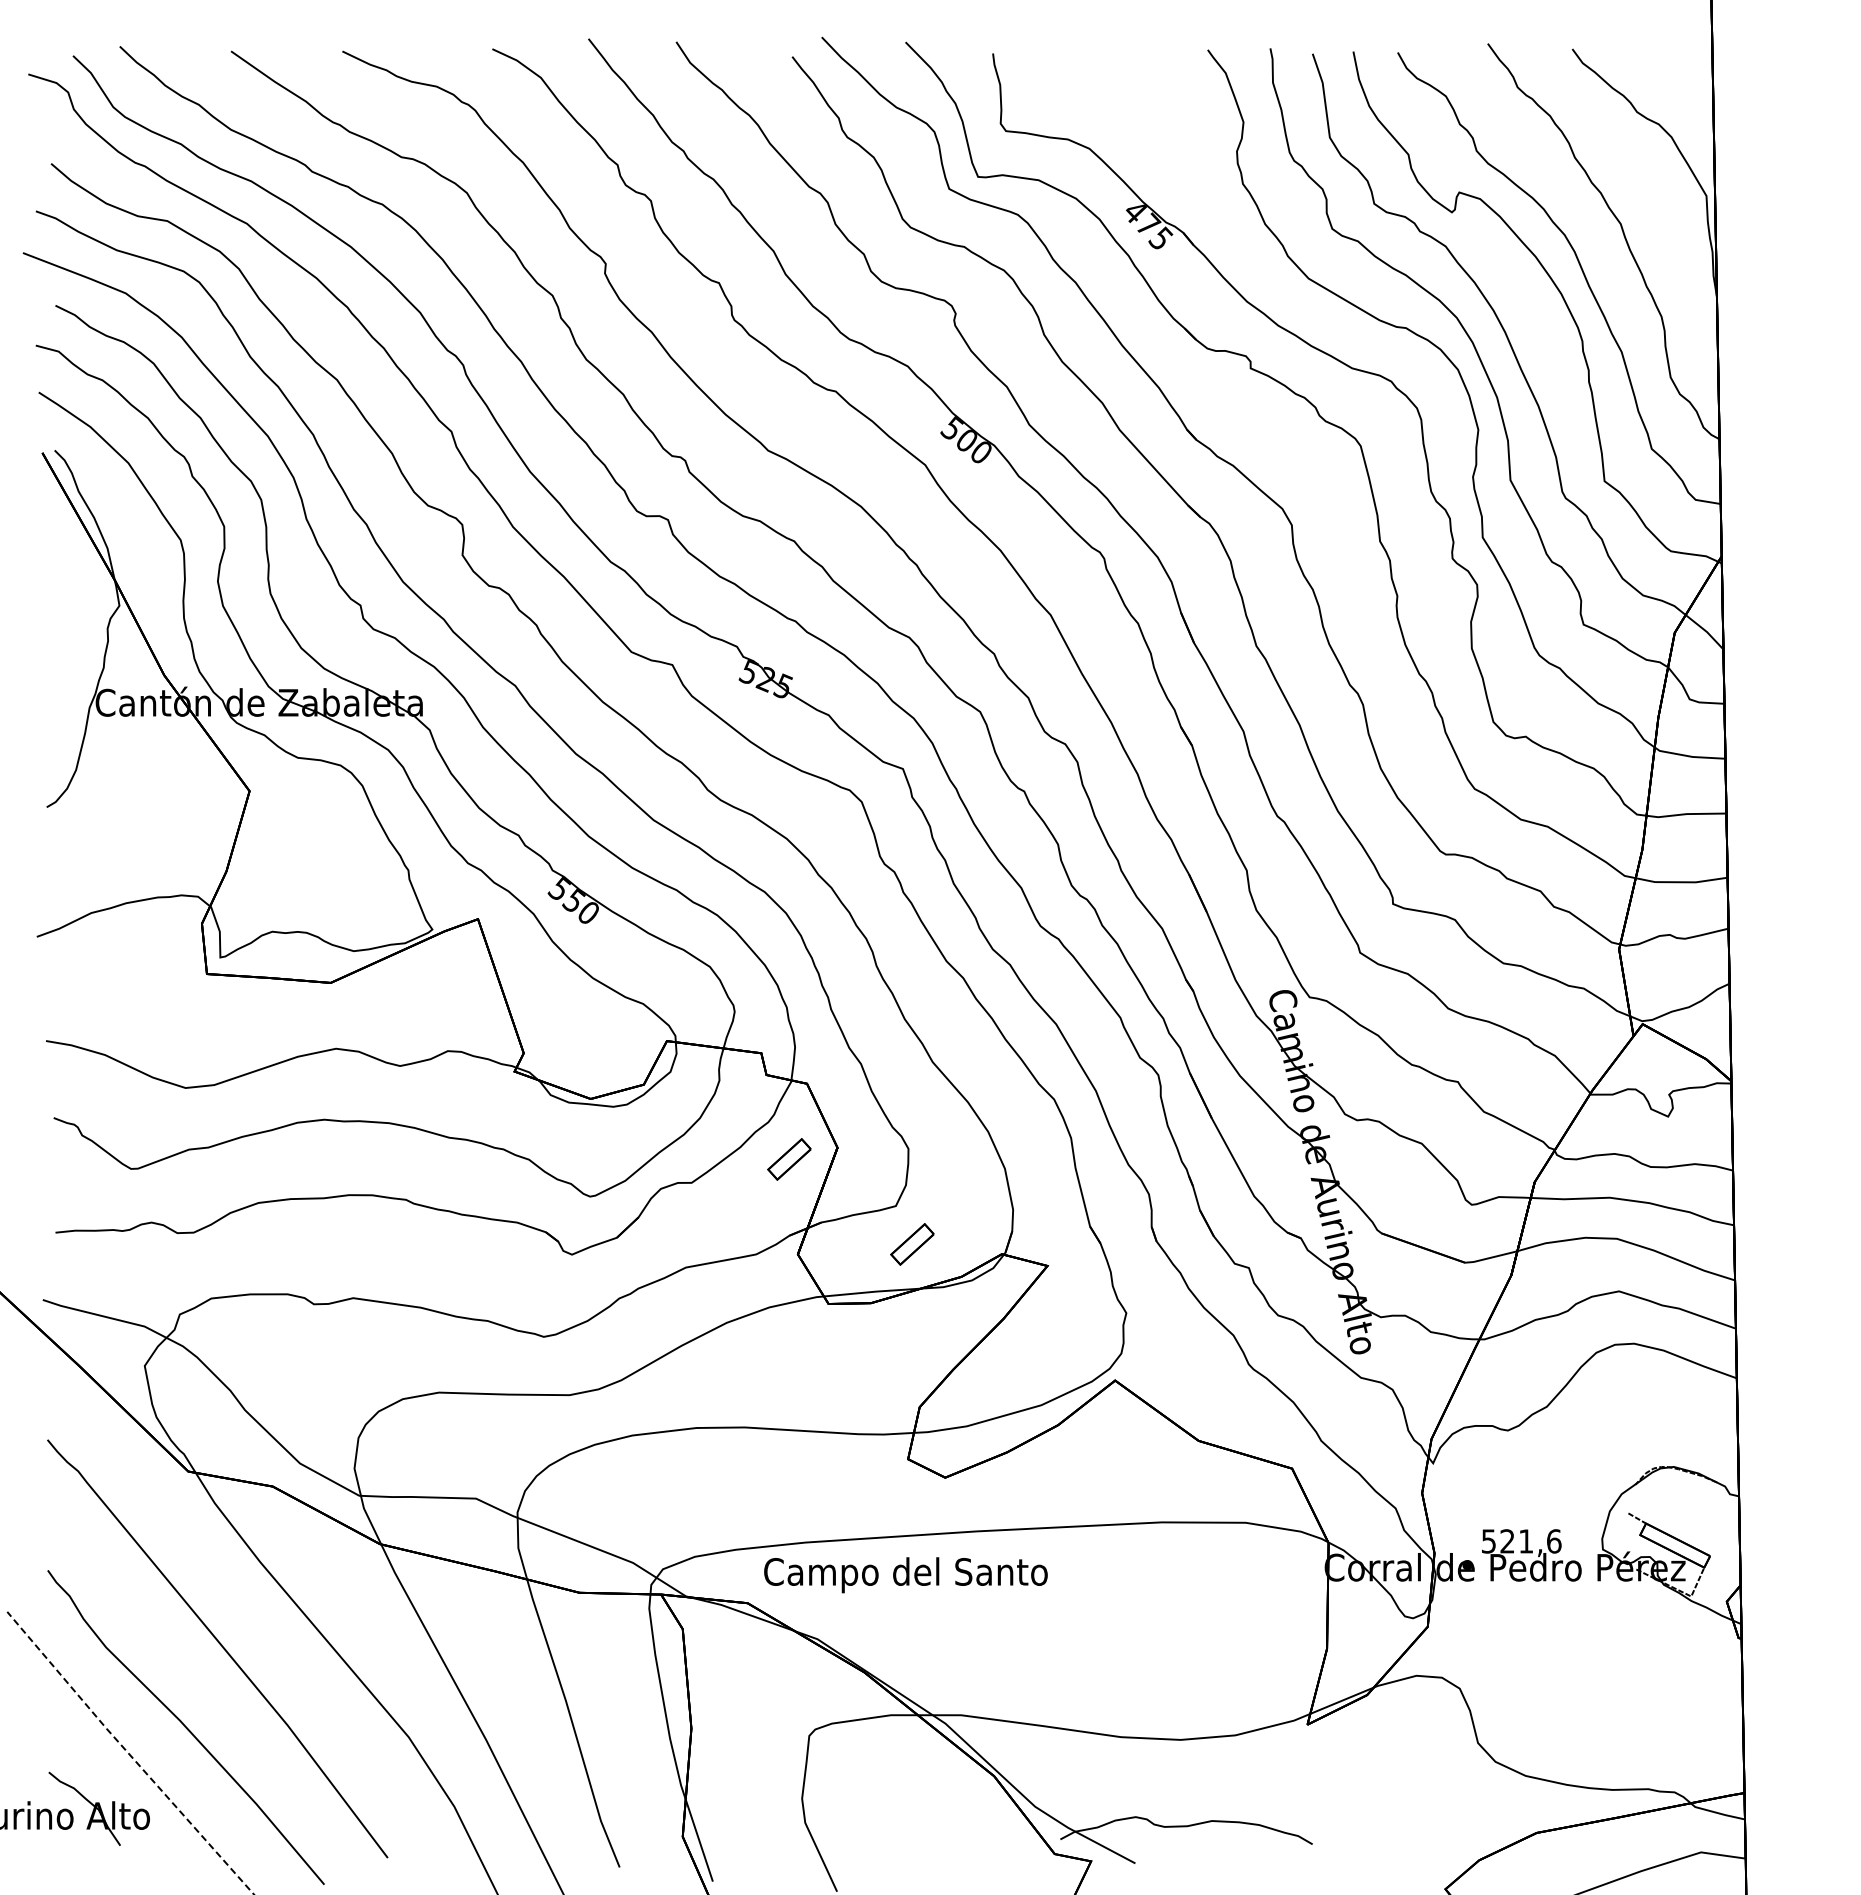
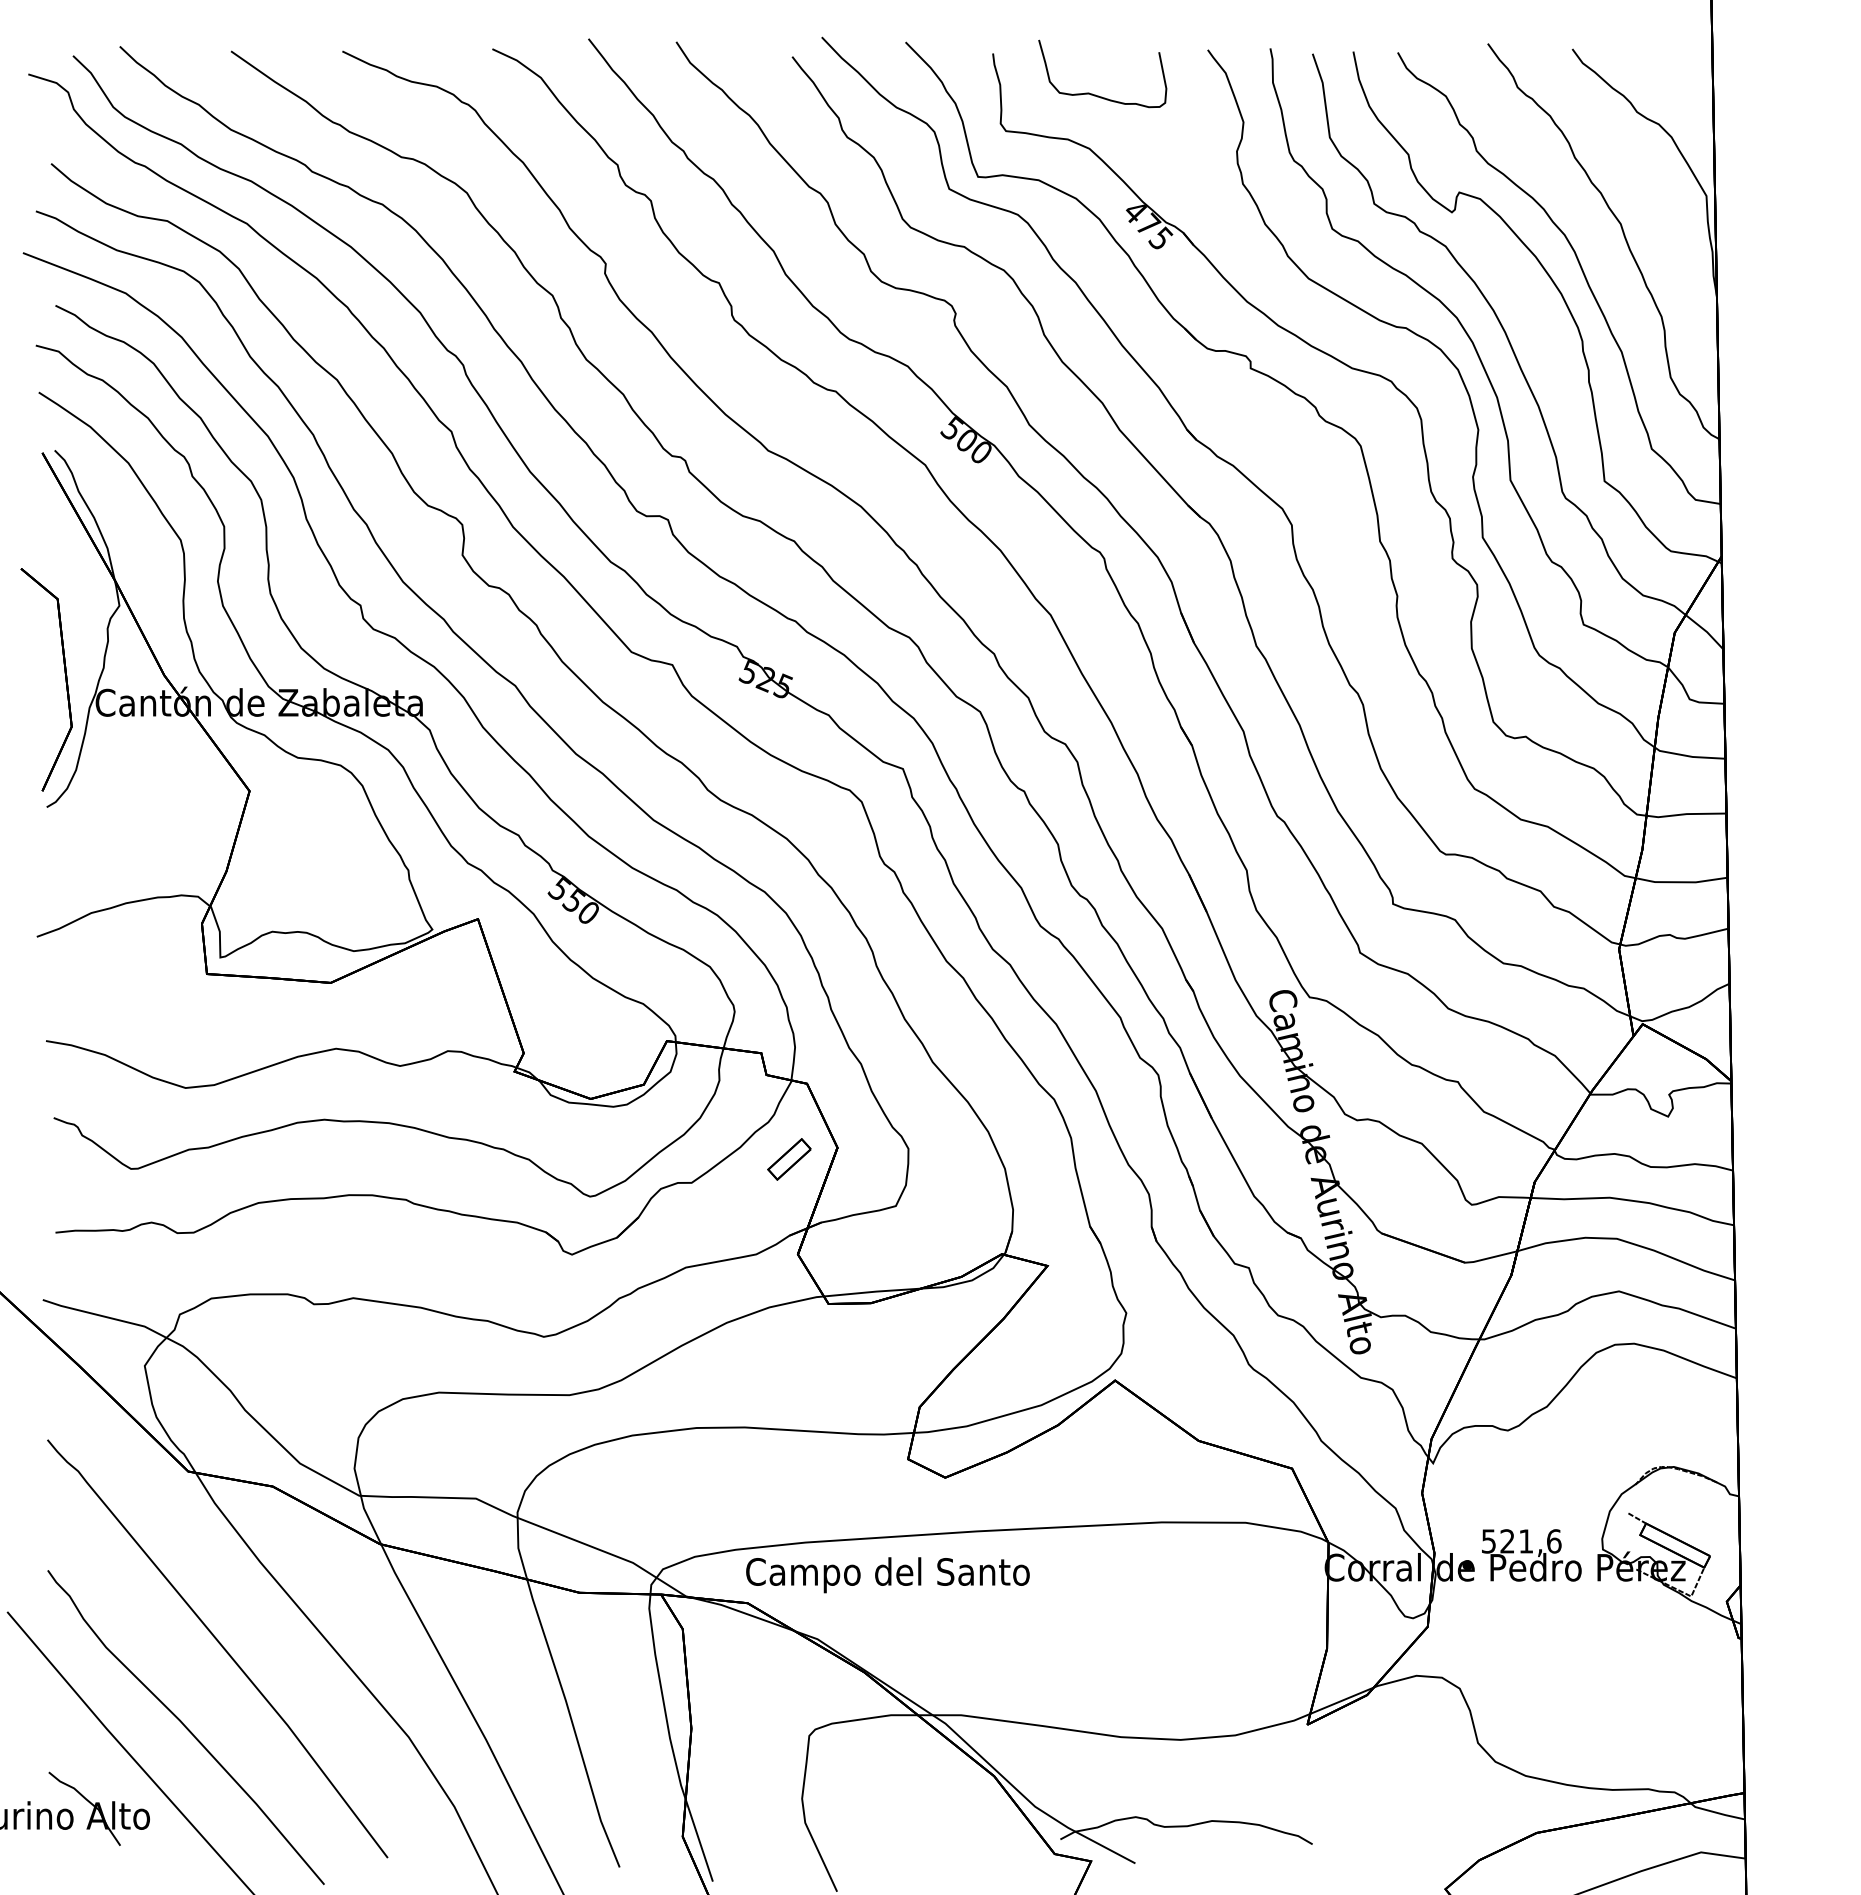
curve: none -> present (1095, 94)
part: none -> present (64, 673)
part: present -> none (912, 1244)
text position: (905, 1575) -> (887, 1575) (887, 1575)
line: dashed -> solid (128, 1753)
